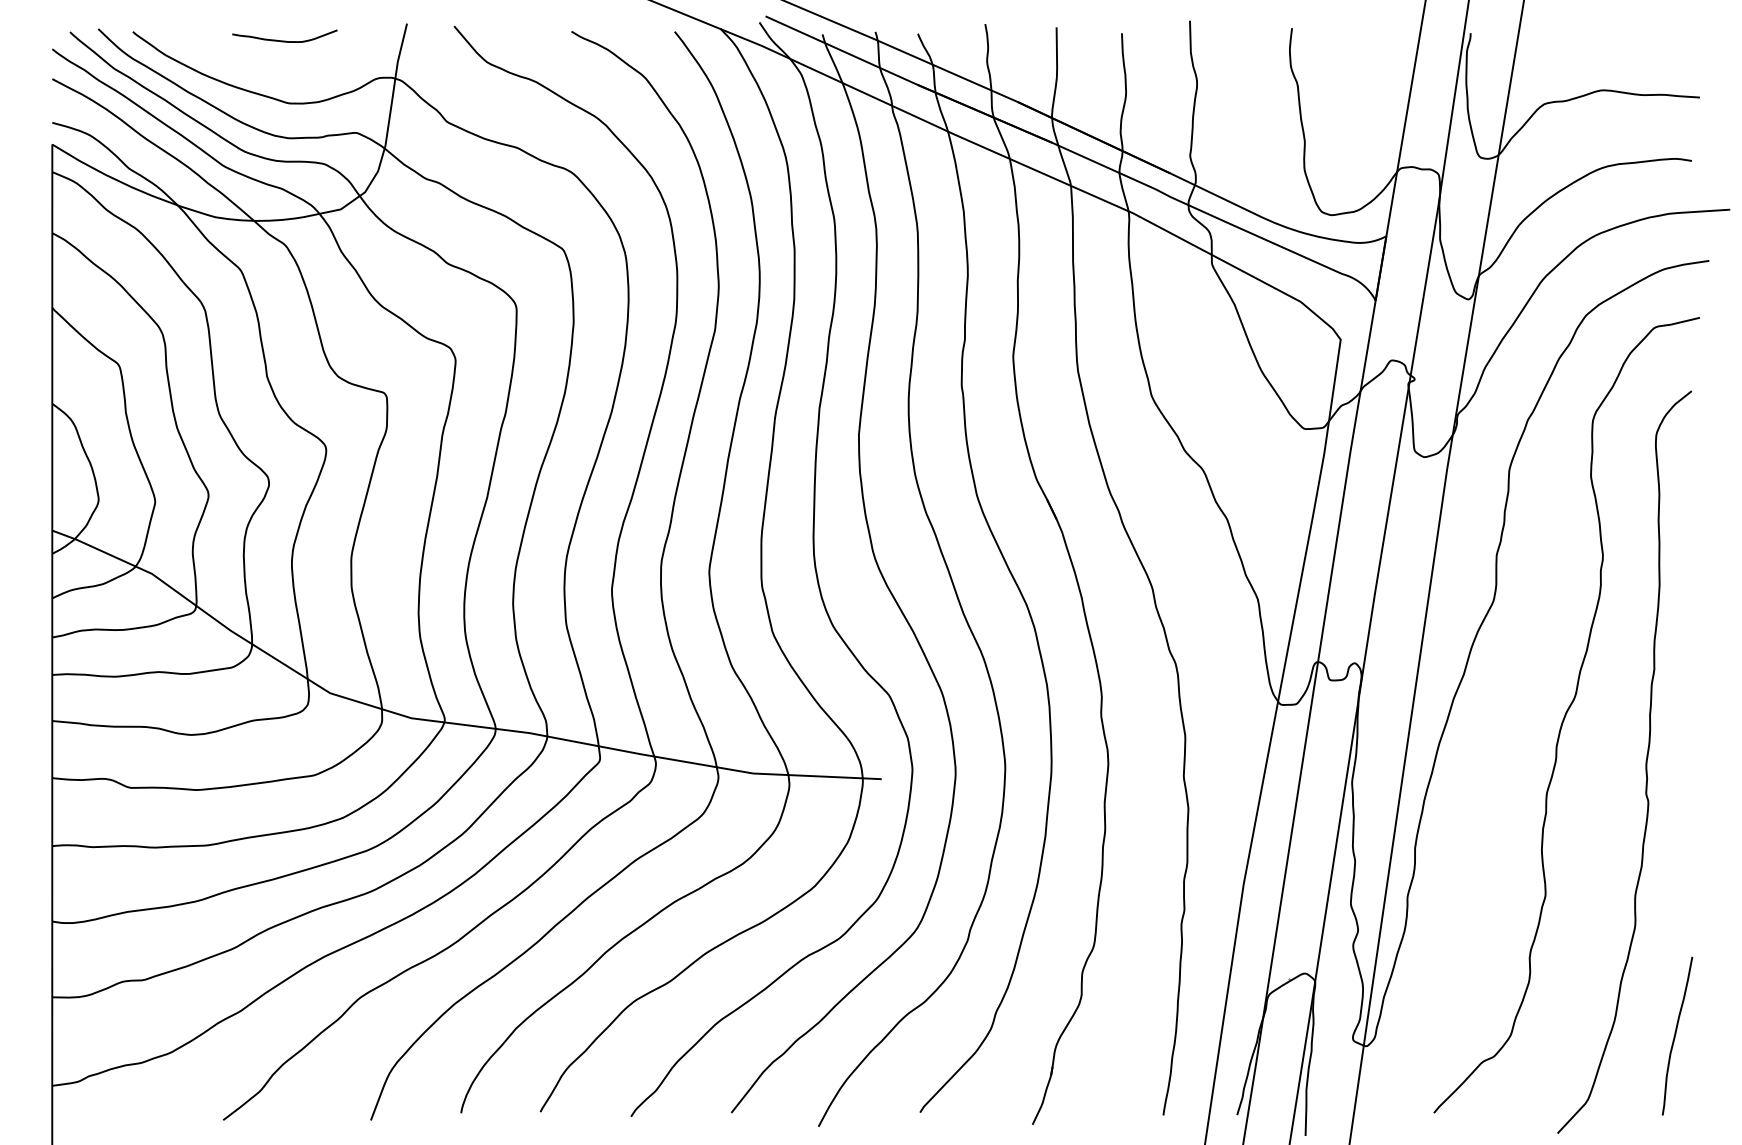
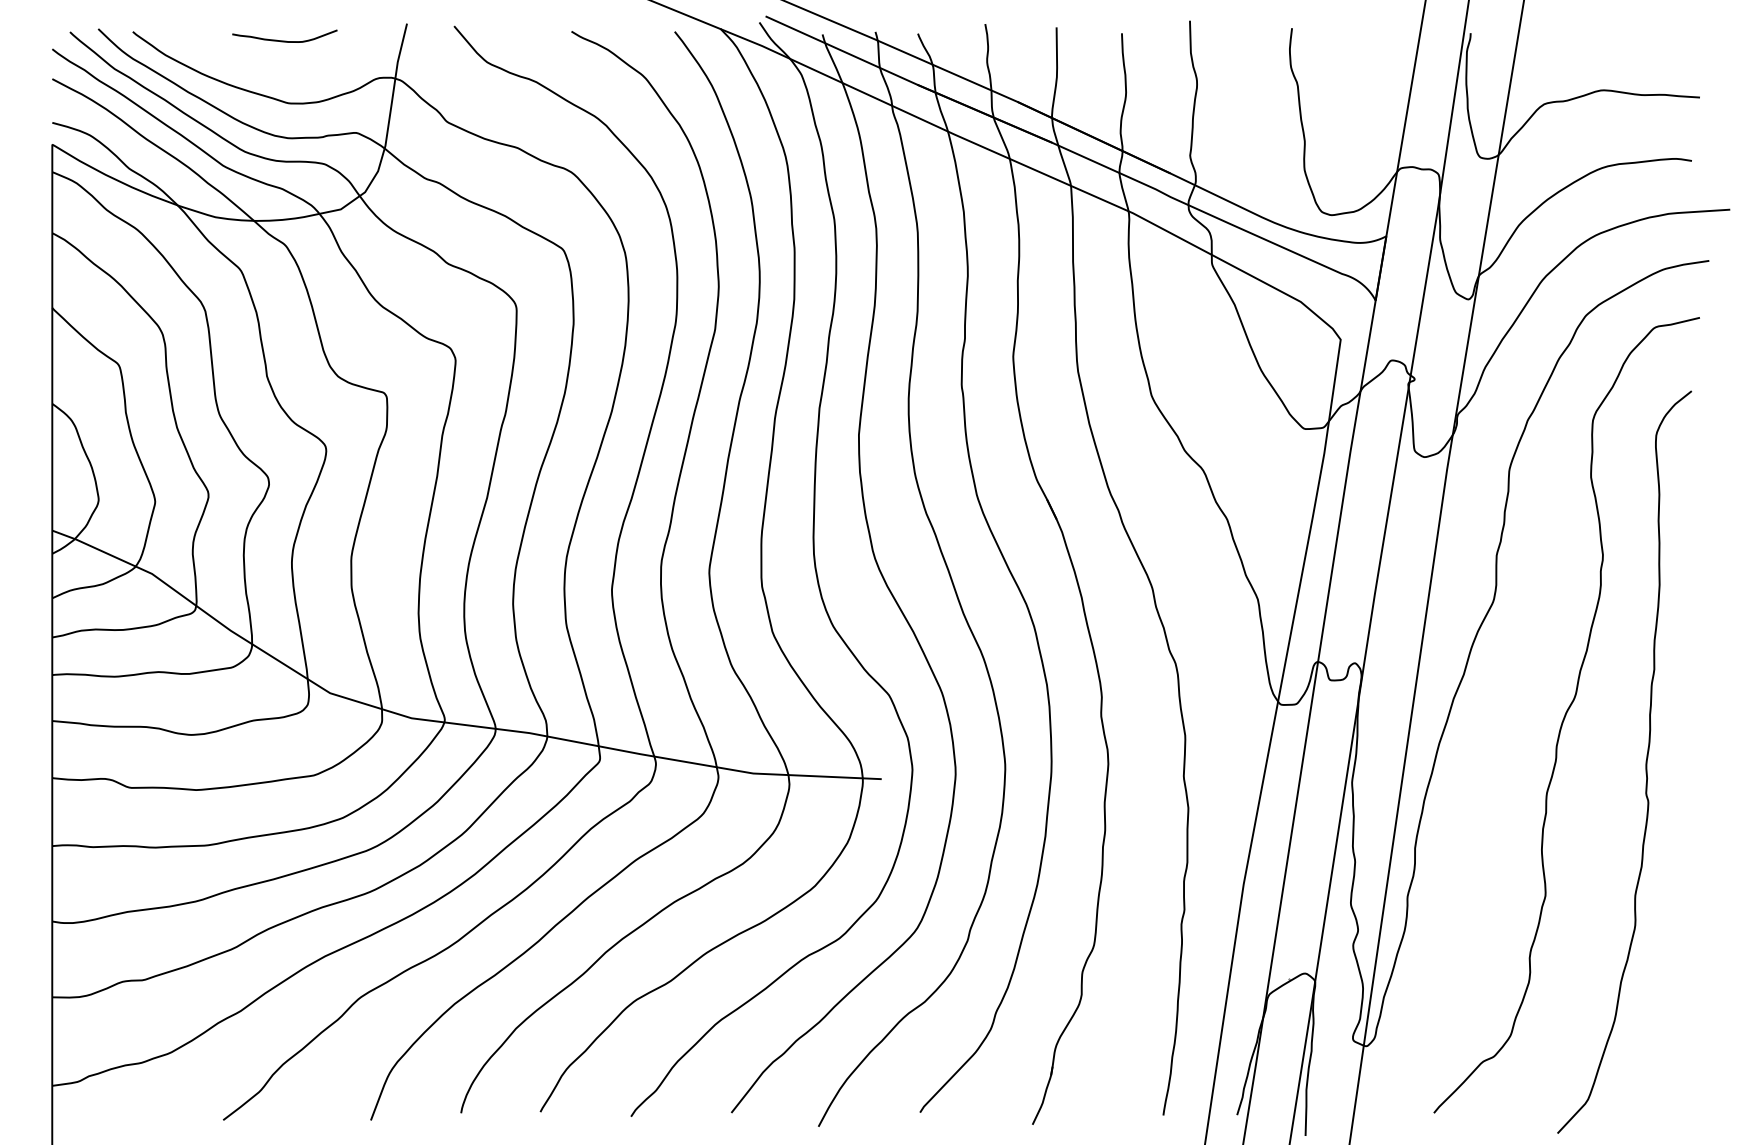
curve: present -> none (1676, 1034)
